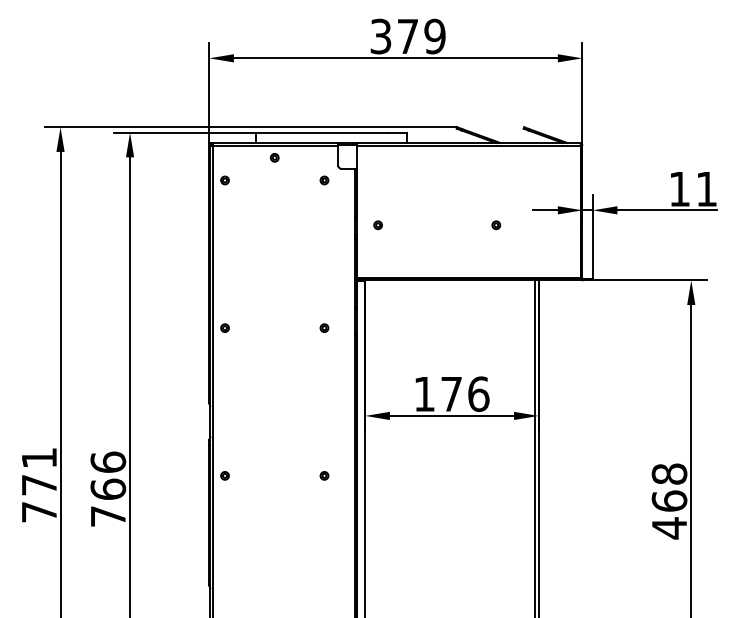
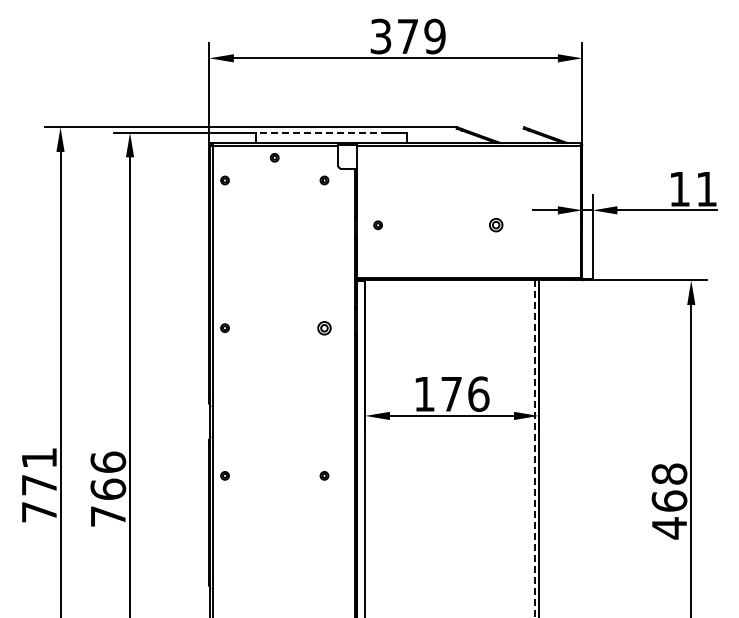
line: solid -> dashed (321, 132)
part size: 11x11 px -> 15x15 px (496, 225)
part size: 11x10 px -> 15x15 px (324, 328)
line: solid -> dashed (534, 449)
